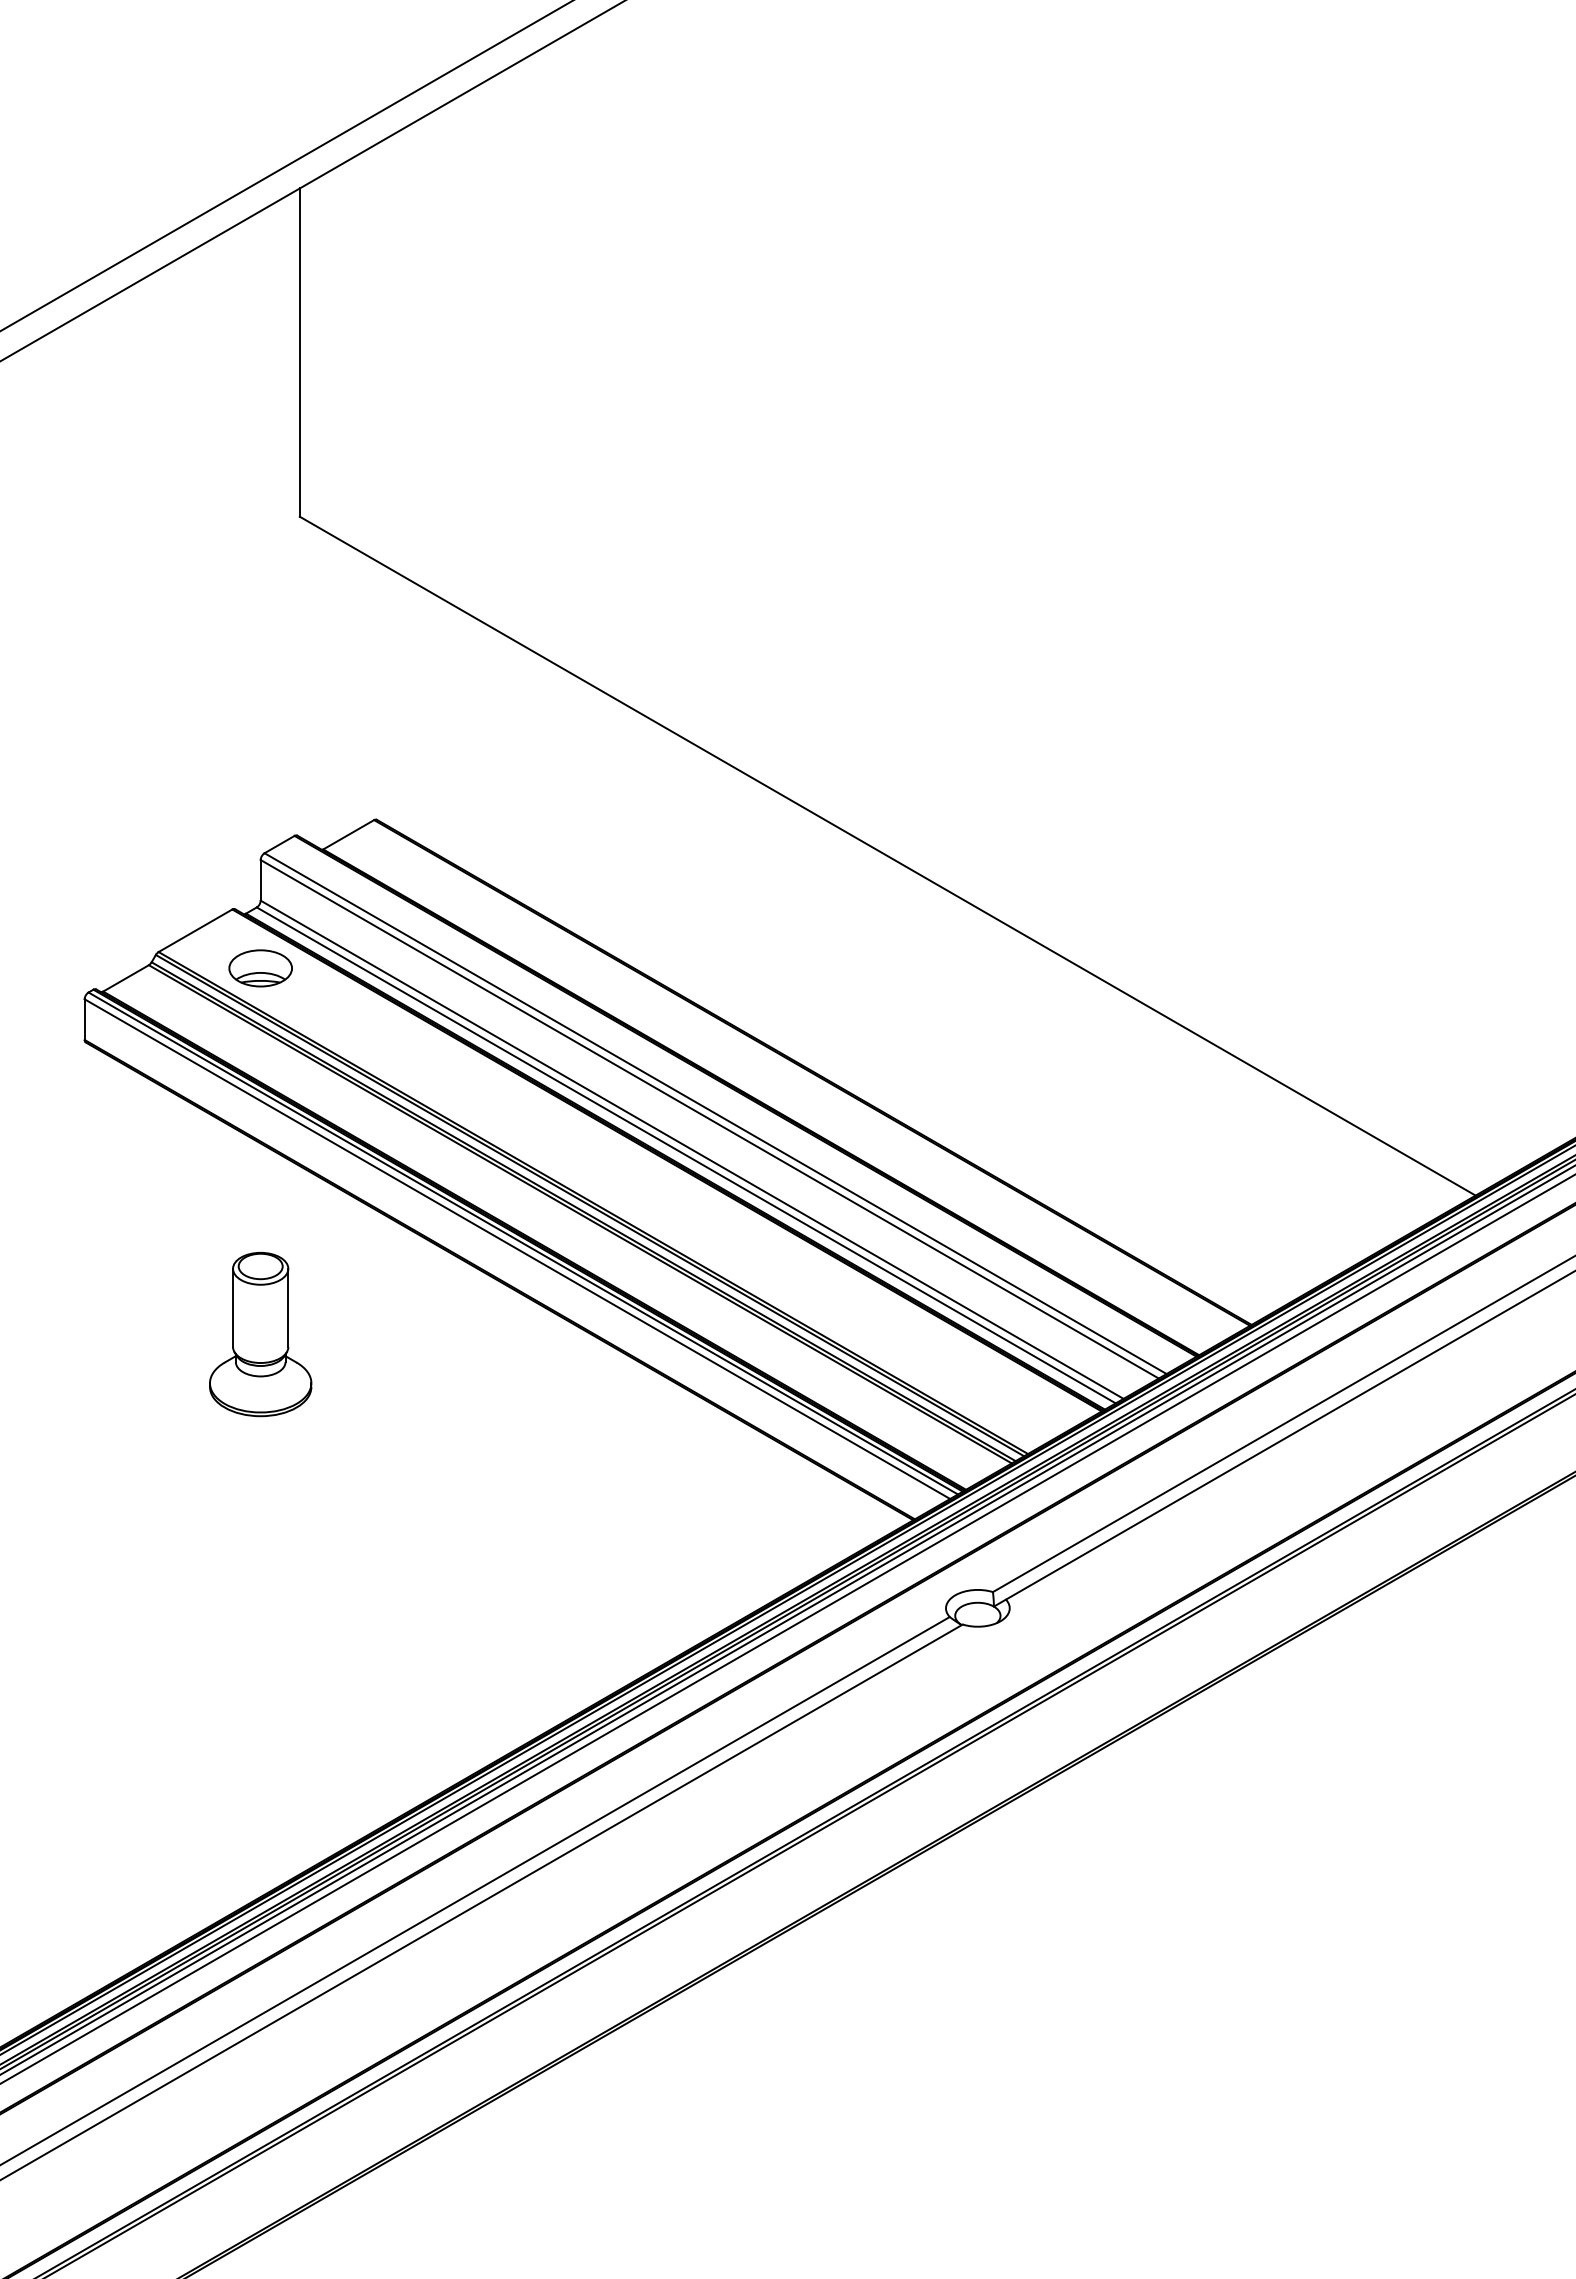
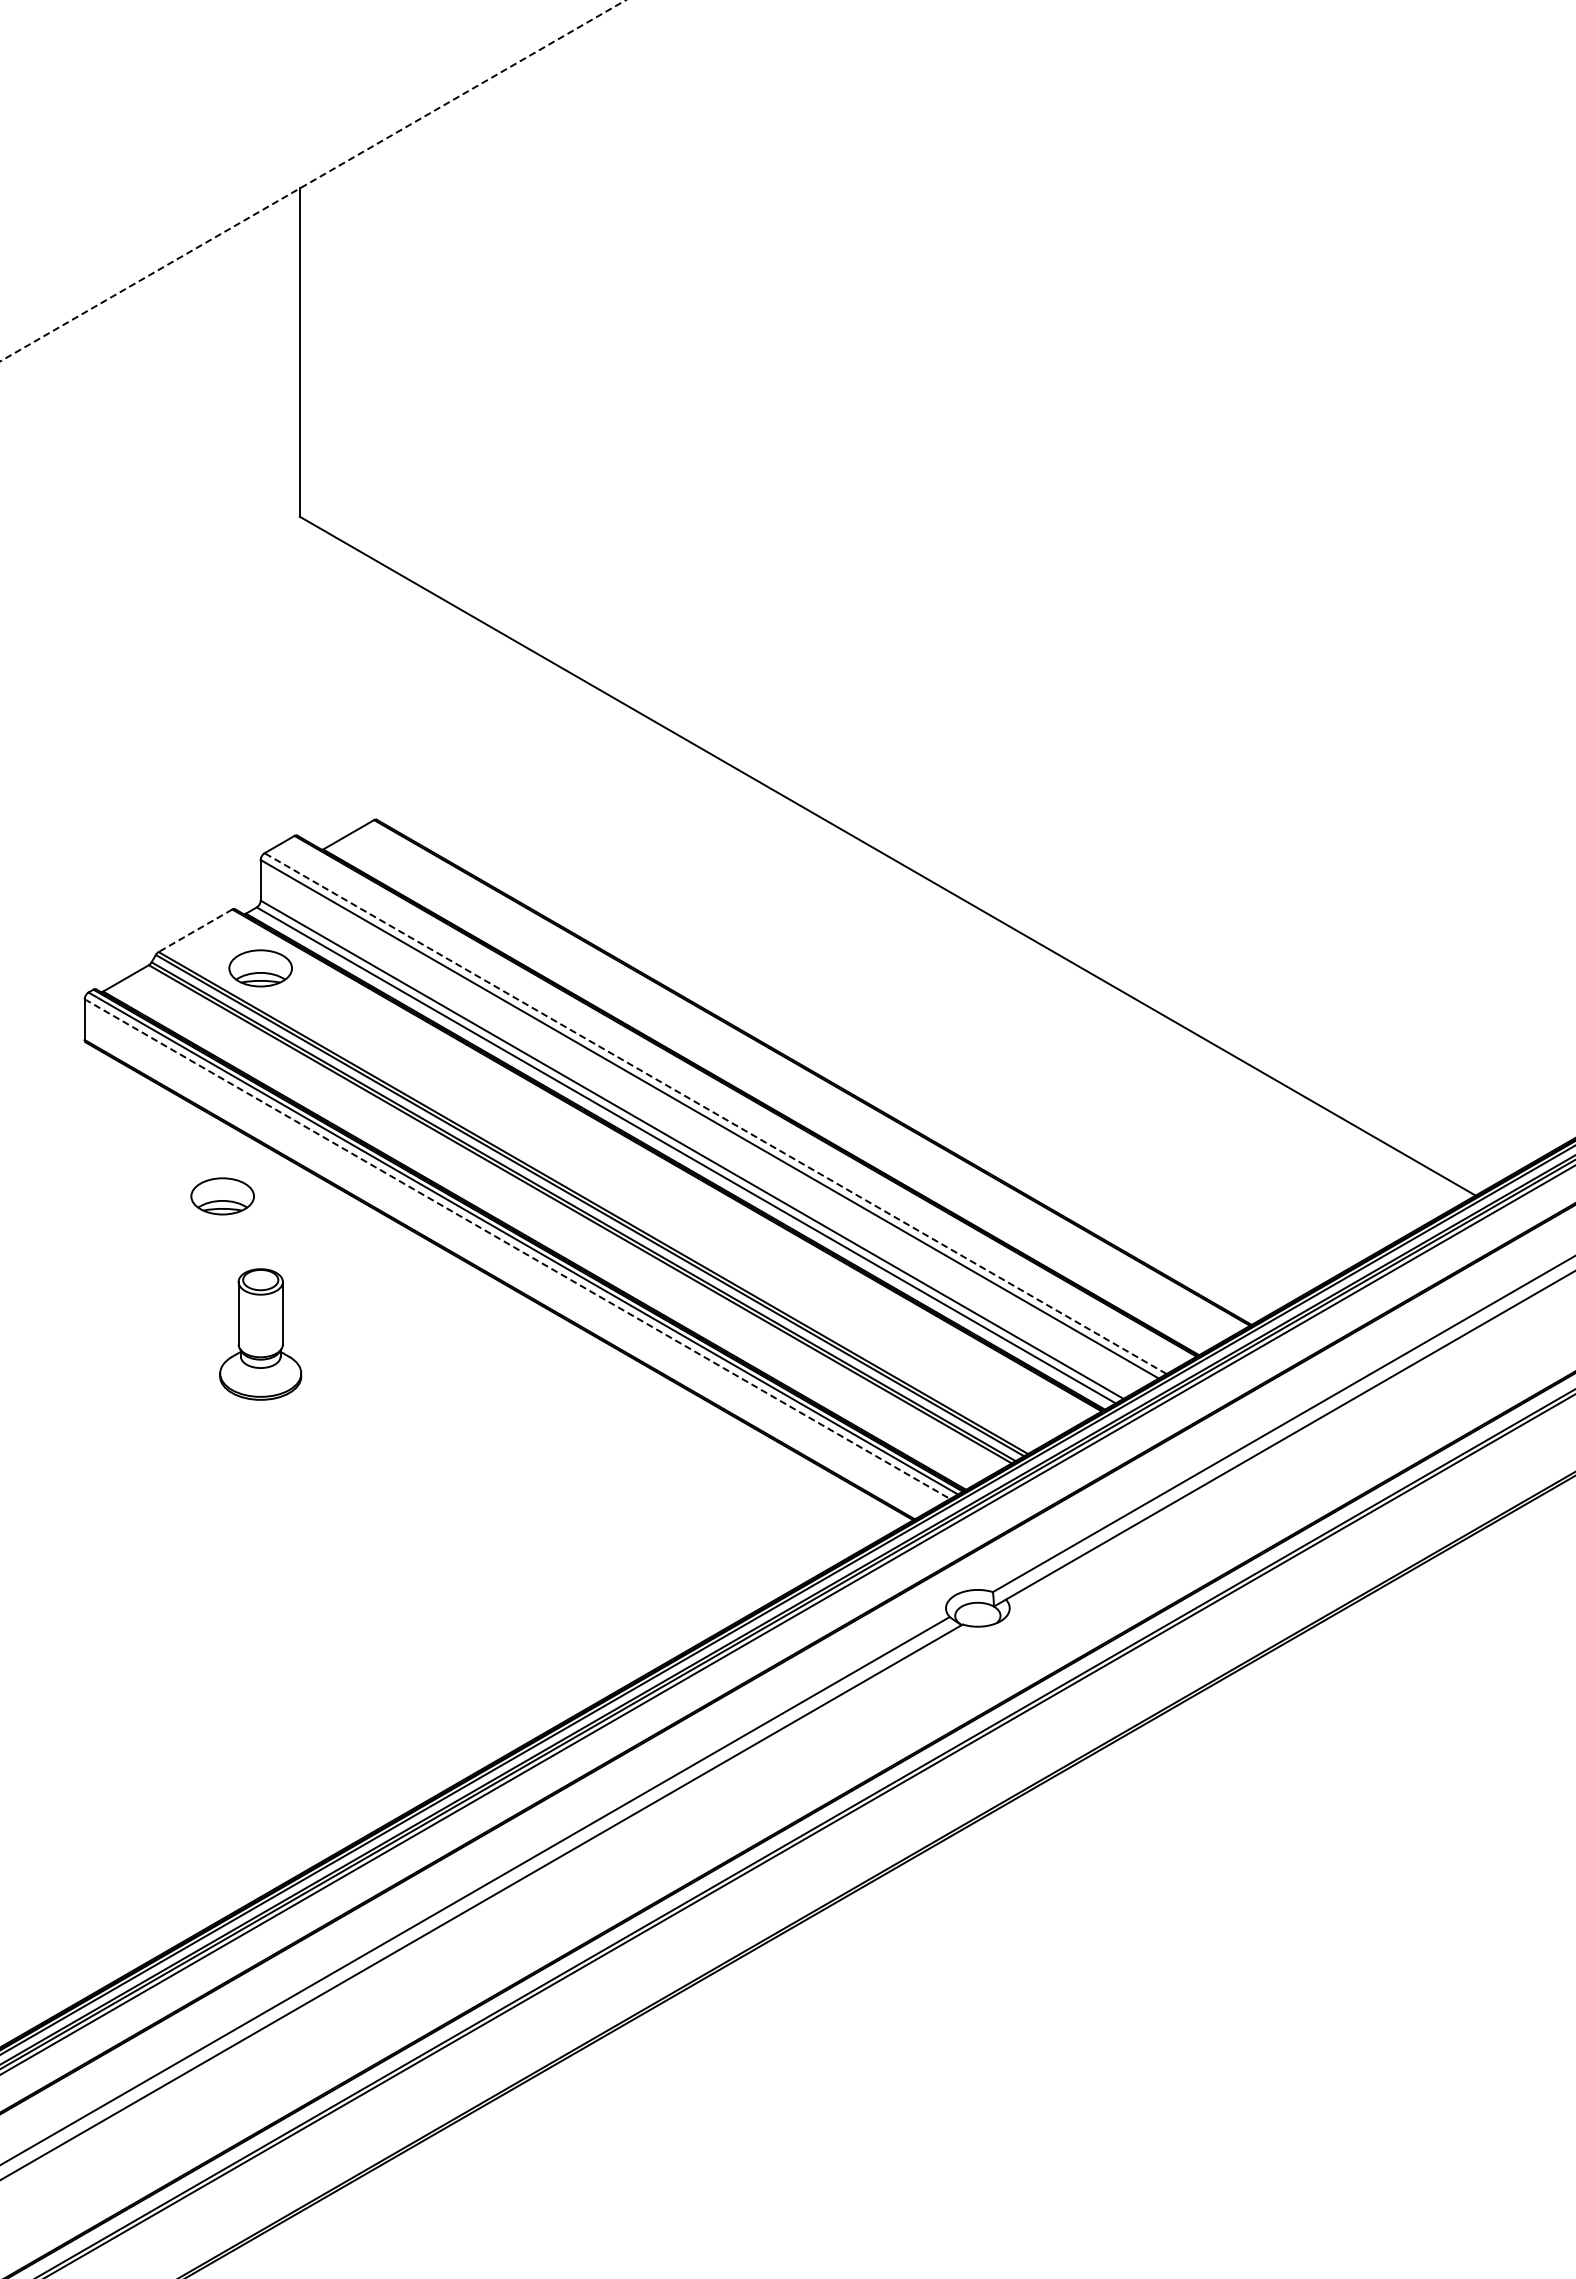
line: present -> none (286, 166)
line: solid -> dashed (313, 180)
line: solid -> dashed (195, 930)
line: solid -> dashed (715, 1113)
part: none -> present (222, 1196)
line: solid -> dashed (517, 1249)
part size: 104x167 px -> 84x133 px (260, 1334)
line: present -> none (787, 1628)
